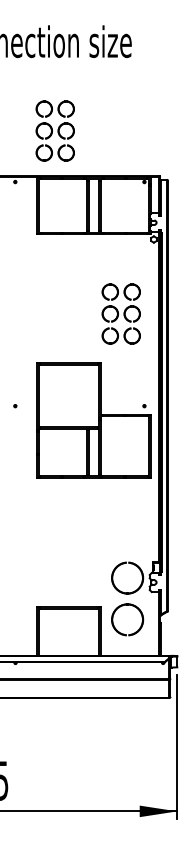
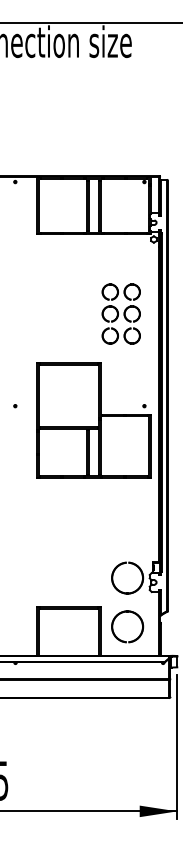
line: none -> present (90, 22)
part: present -> none (54, 130)
part position: (120, 607) -> (120, 614) (120, 614)
